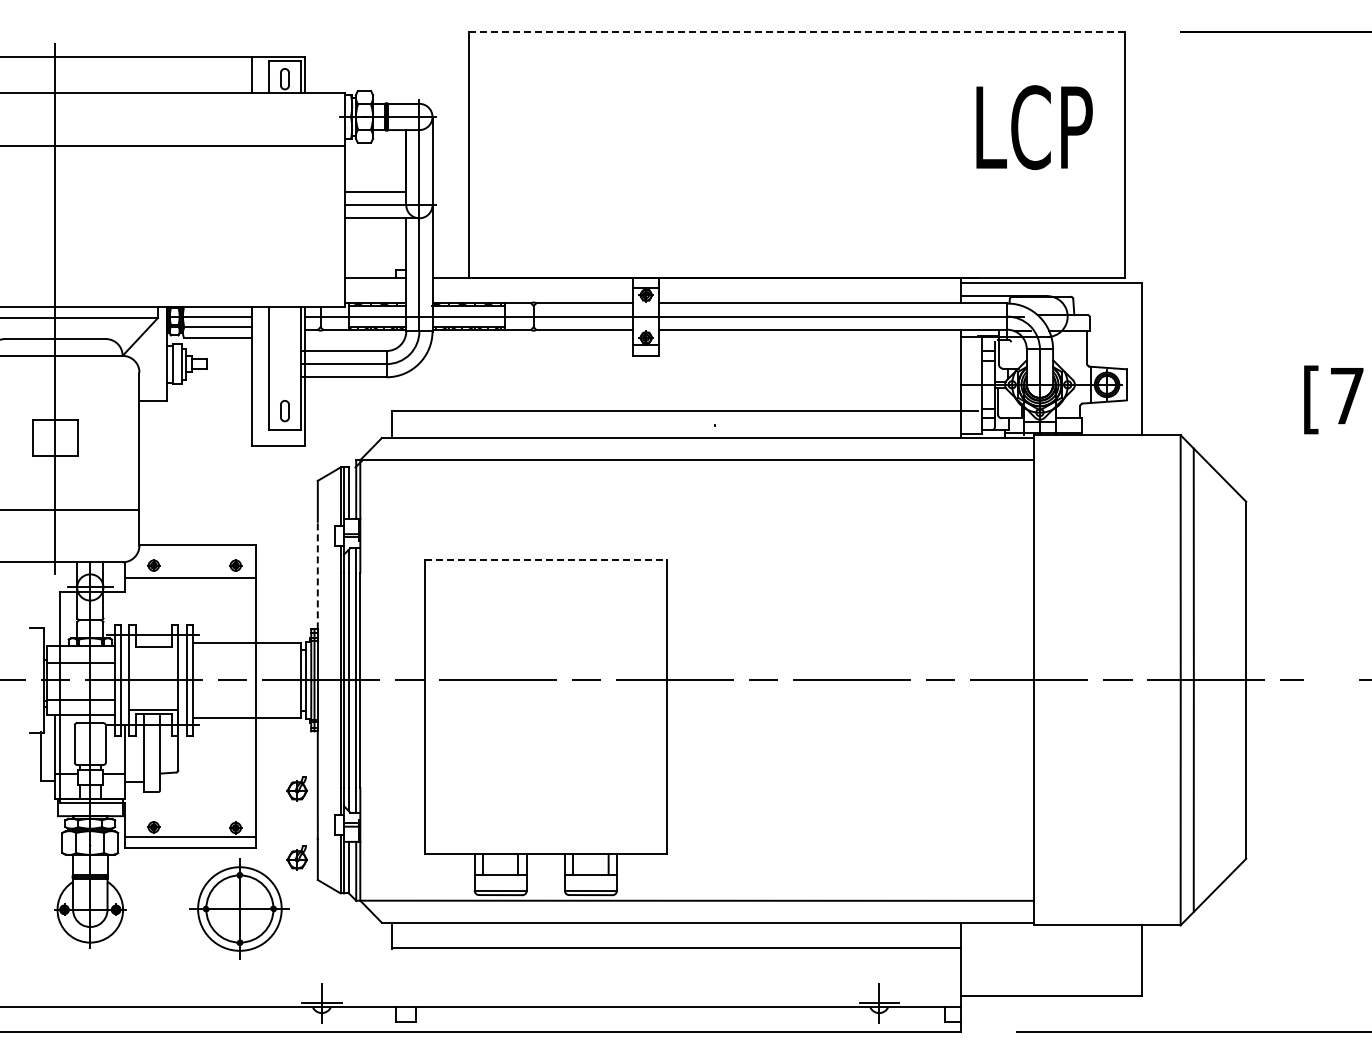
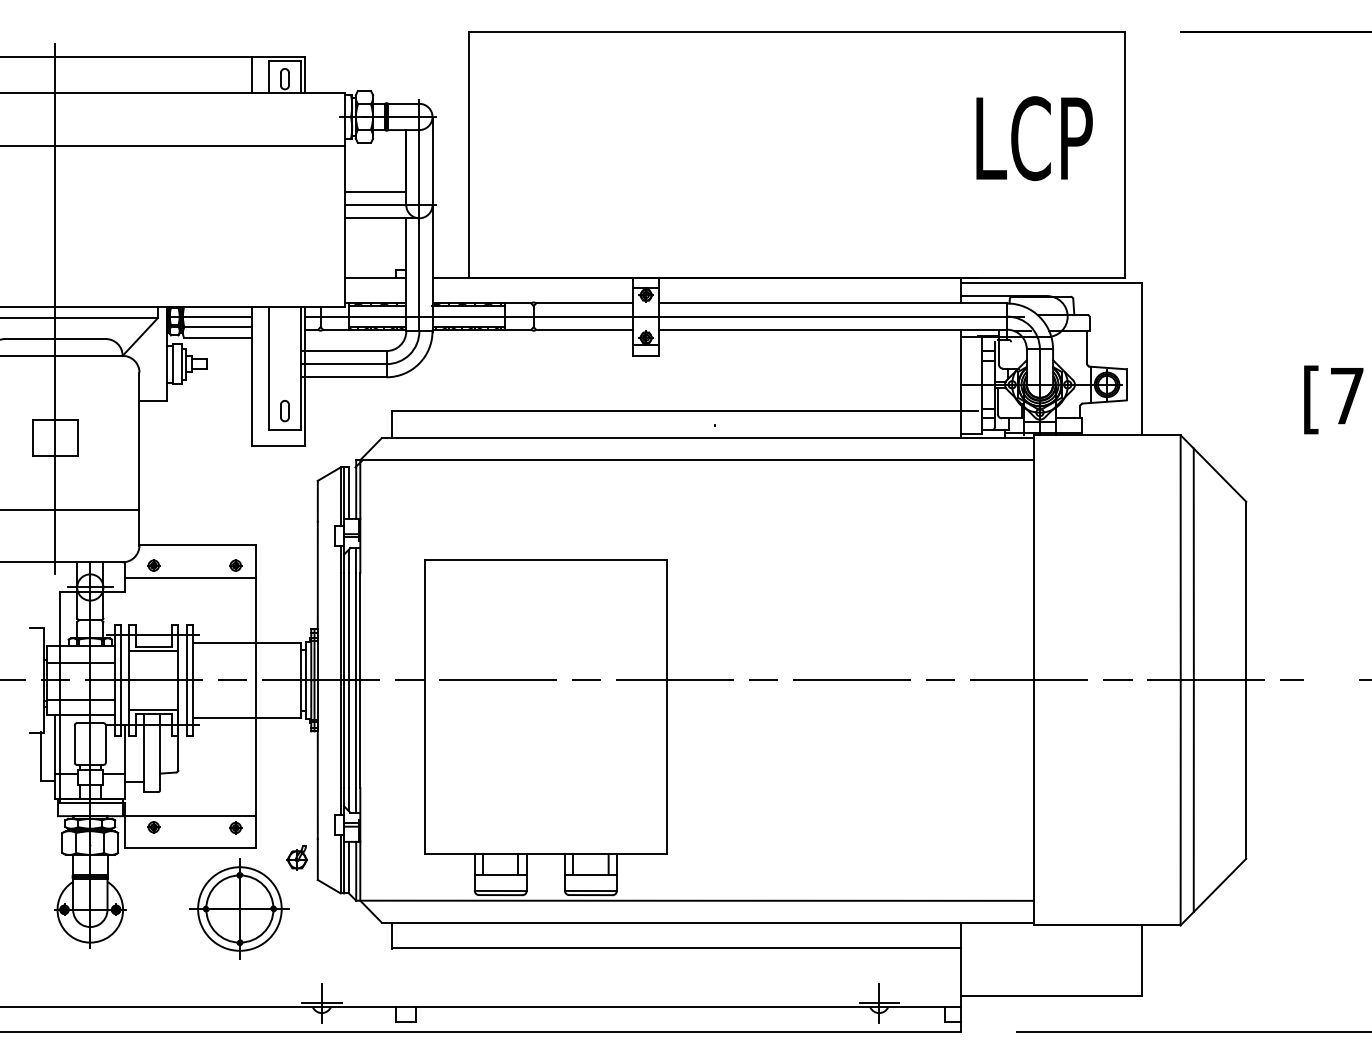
line: dashed -> solid (797, 32)
text position: (1034, 127) -> (1034, 138) (1034, 138)
line: dashed -> solid (546, 559)
line: dashed -> solid (317, 575)
line: none -> present (153, 650)
part: present -> none (296, 788)
line position: (190, 836) -> (190, 815) (190, 815)
